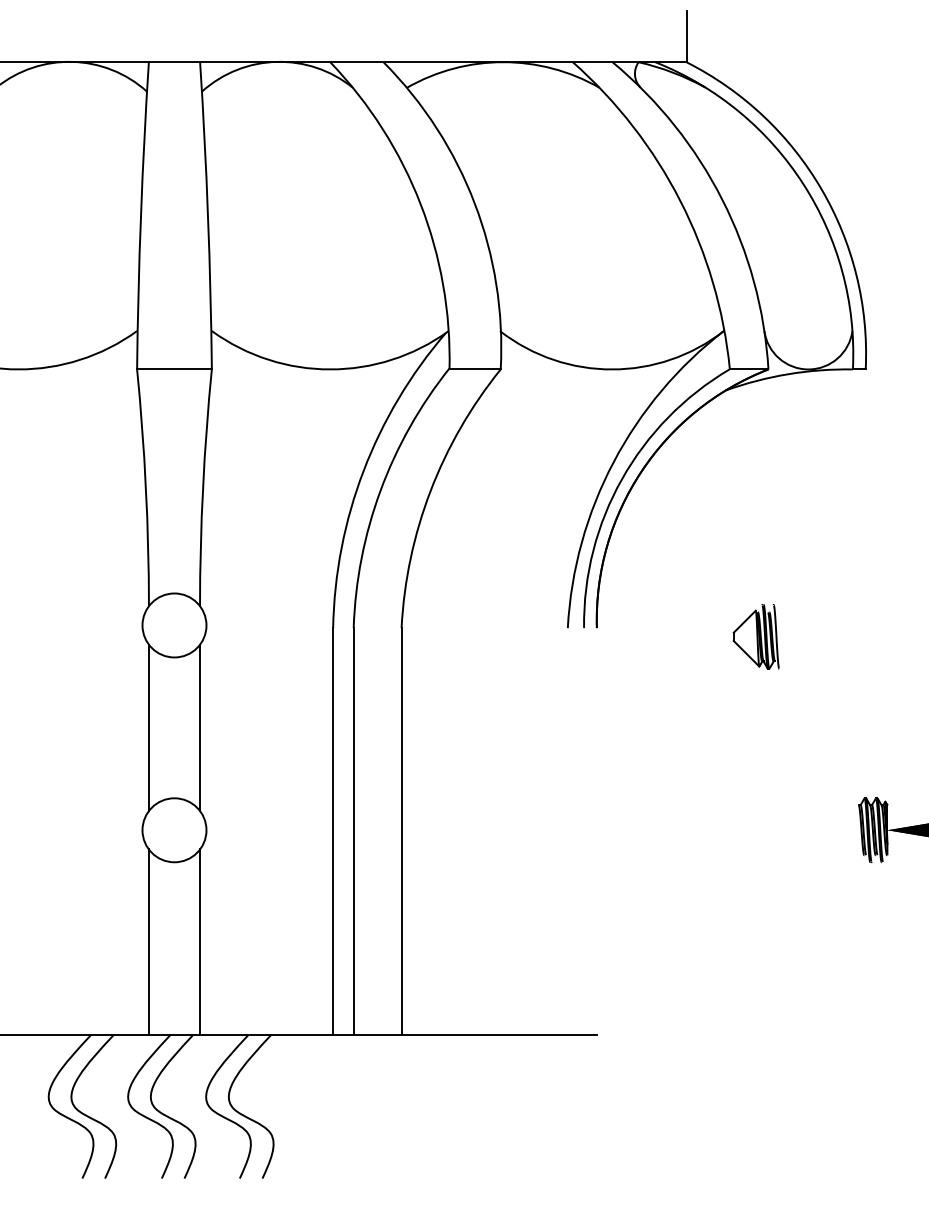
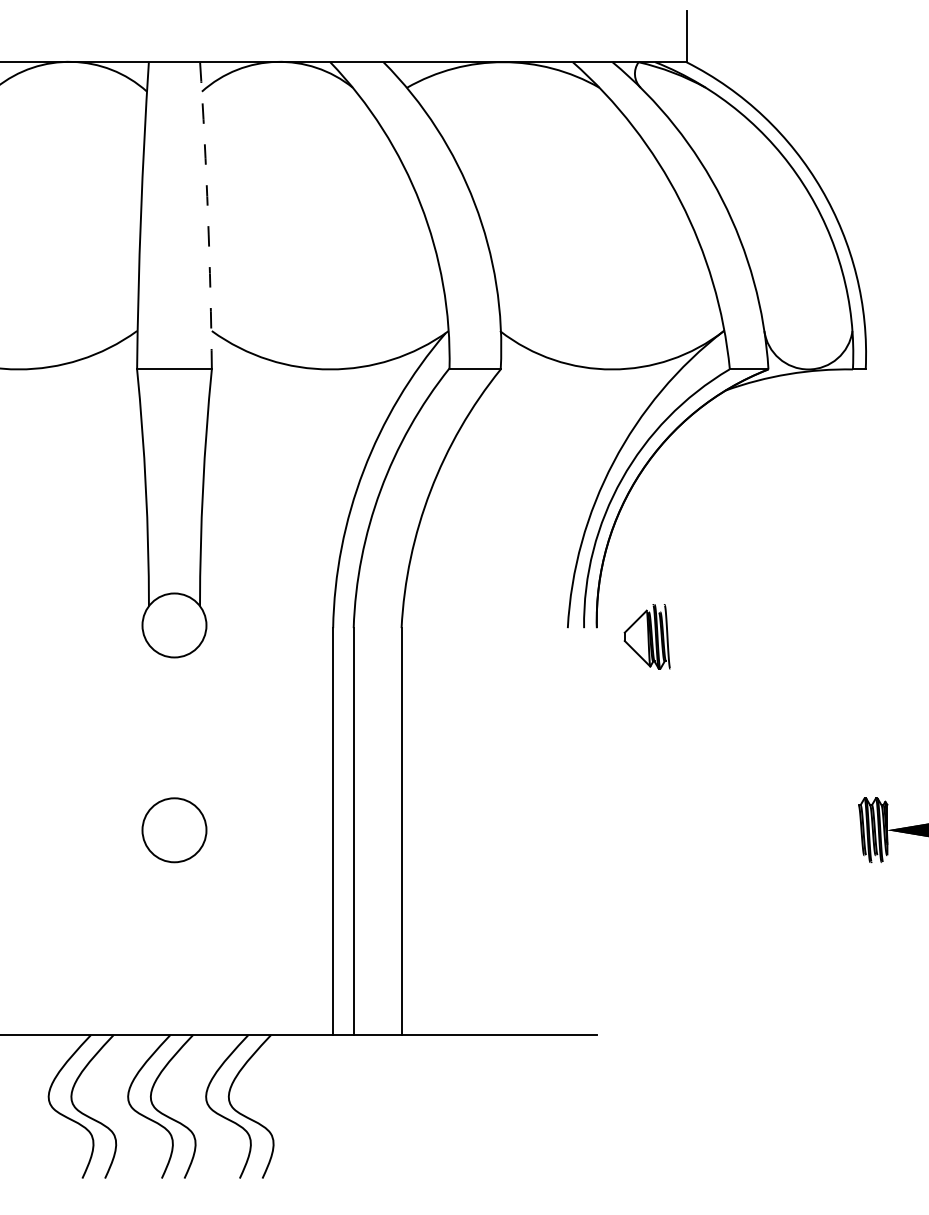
arc: solid -> dashed (208, 215)
part position: (755, 636) -> (646, 636) (646, 636)
line: present -> none (148, 727)
line: present -> none (200, 727)
line: present -> none (148, 942)
line: present -> none (200, 942)
